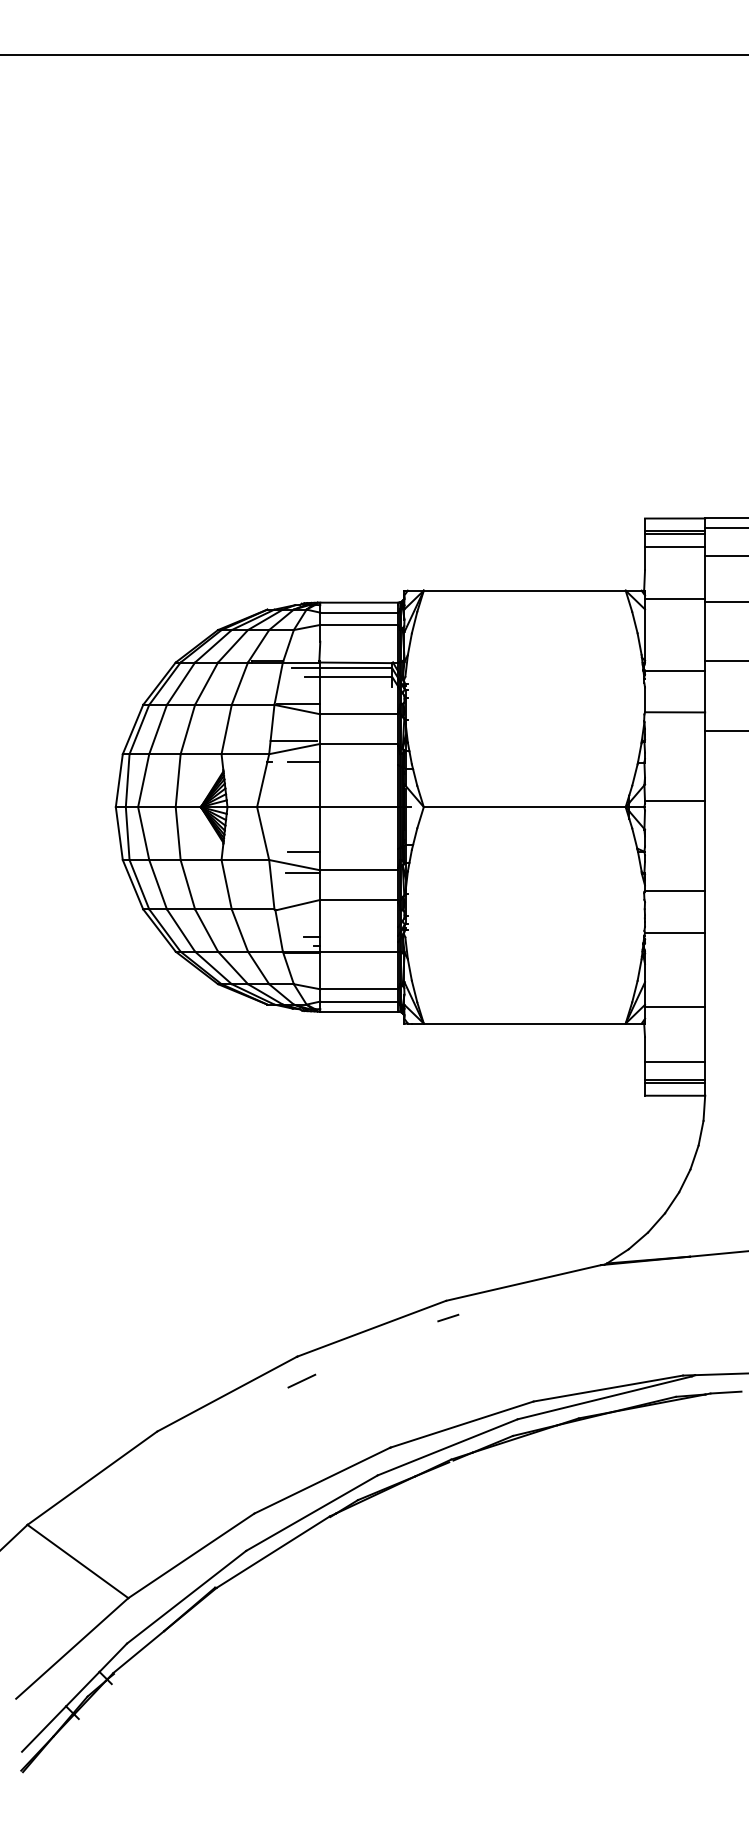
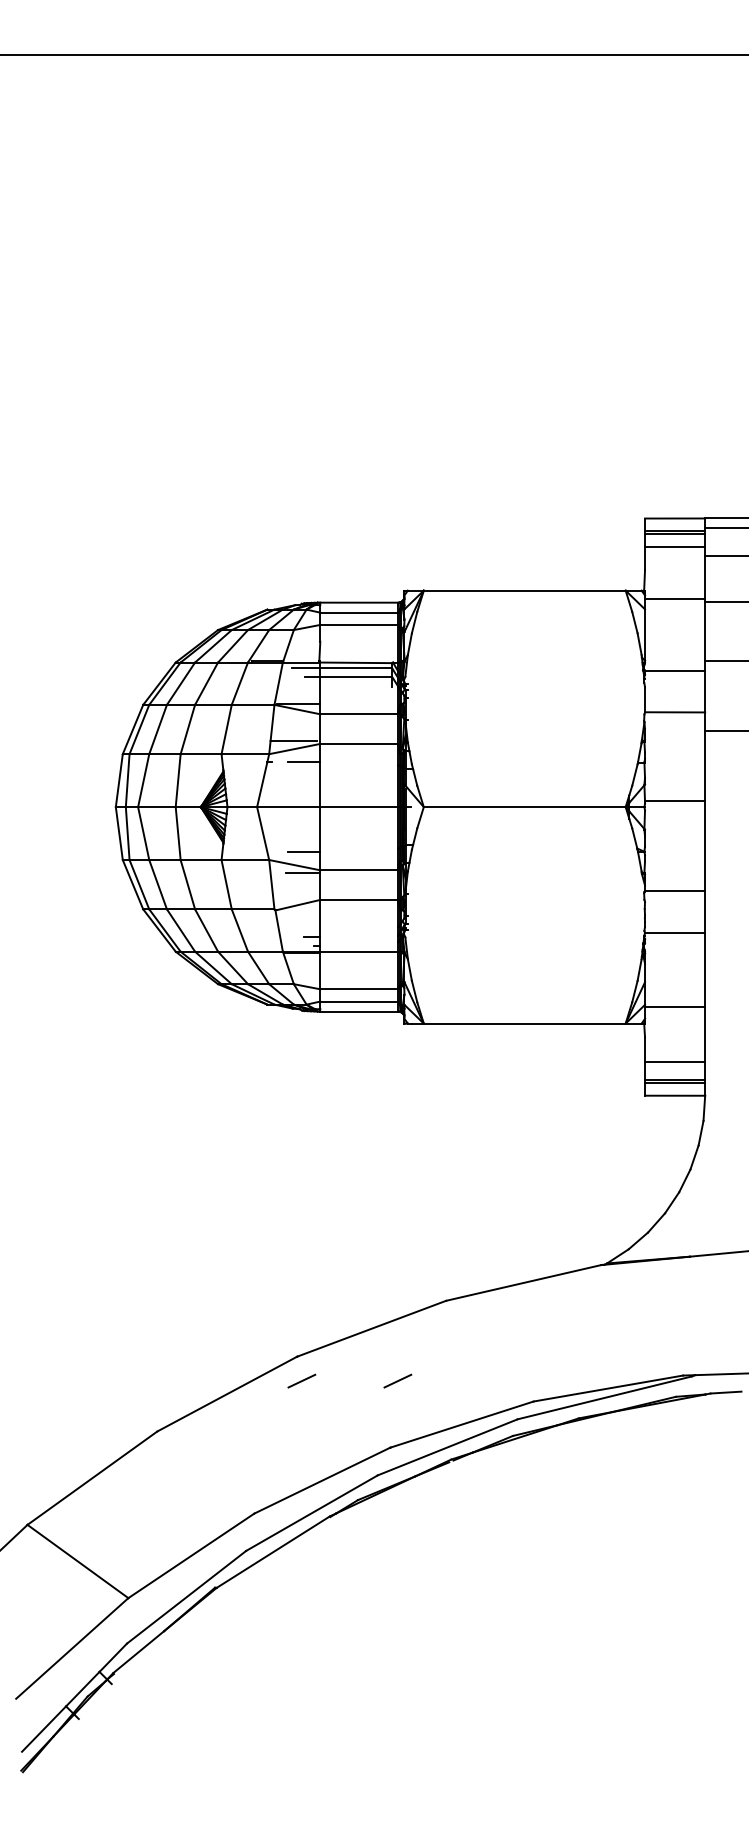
line: present -> none (448, 1317)
line: none -> present (397, 1380)
